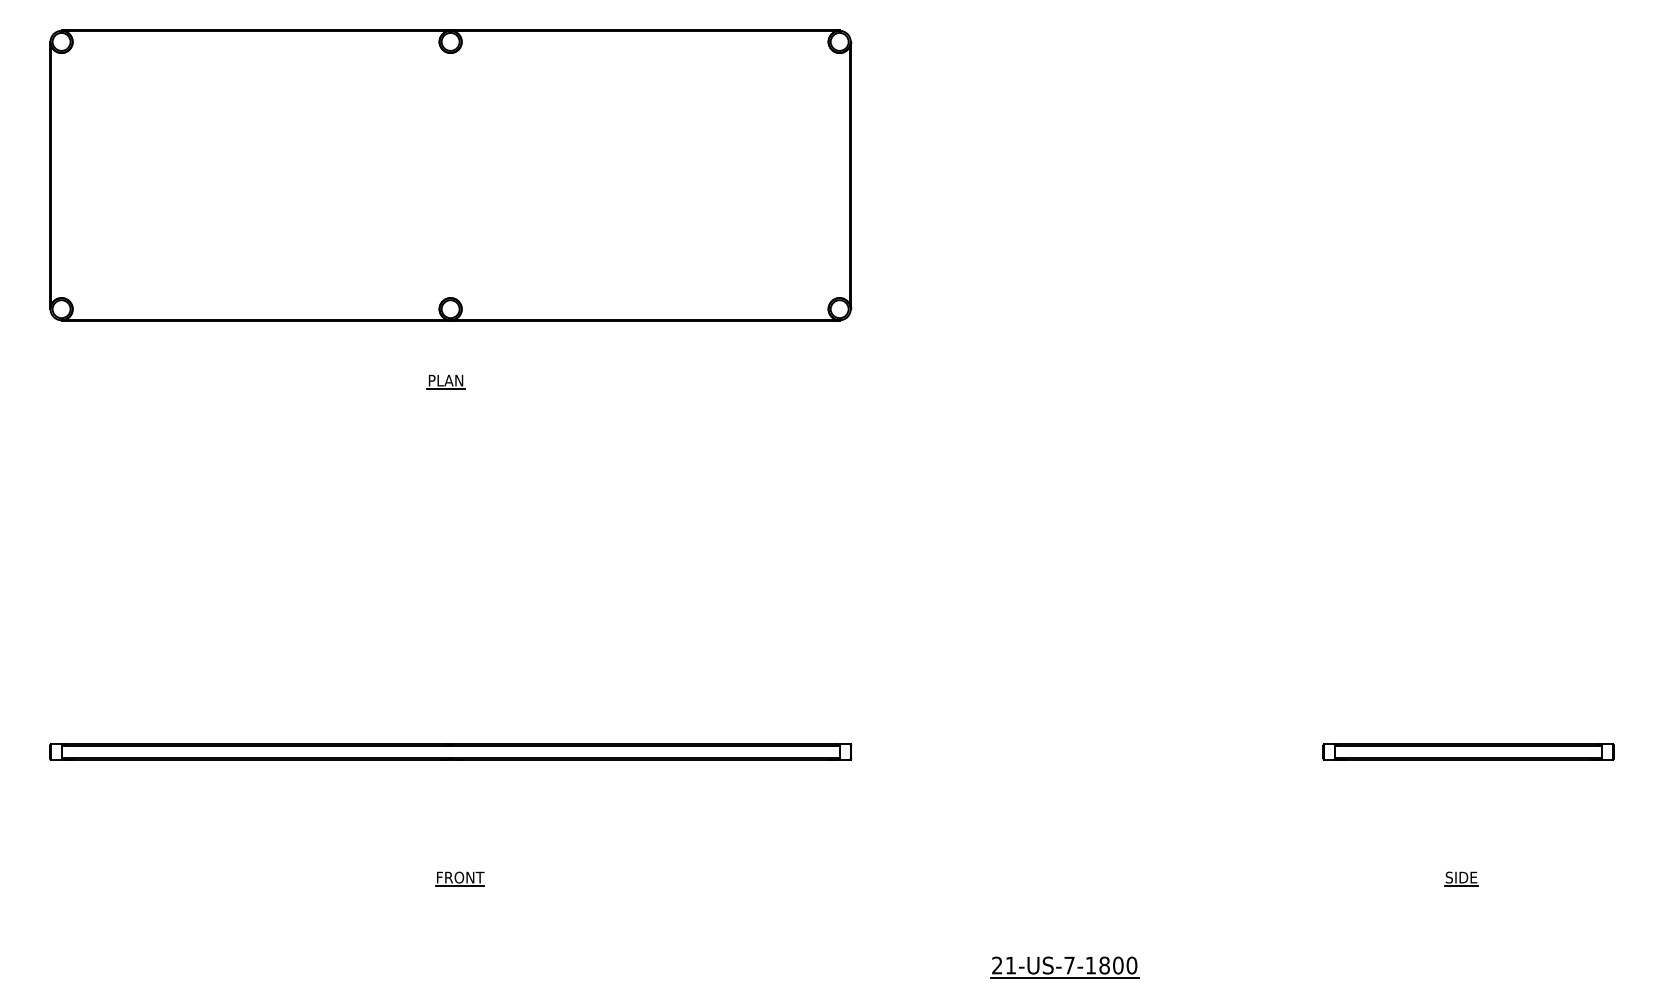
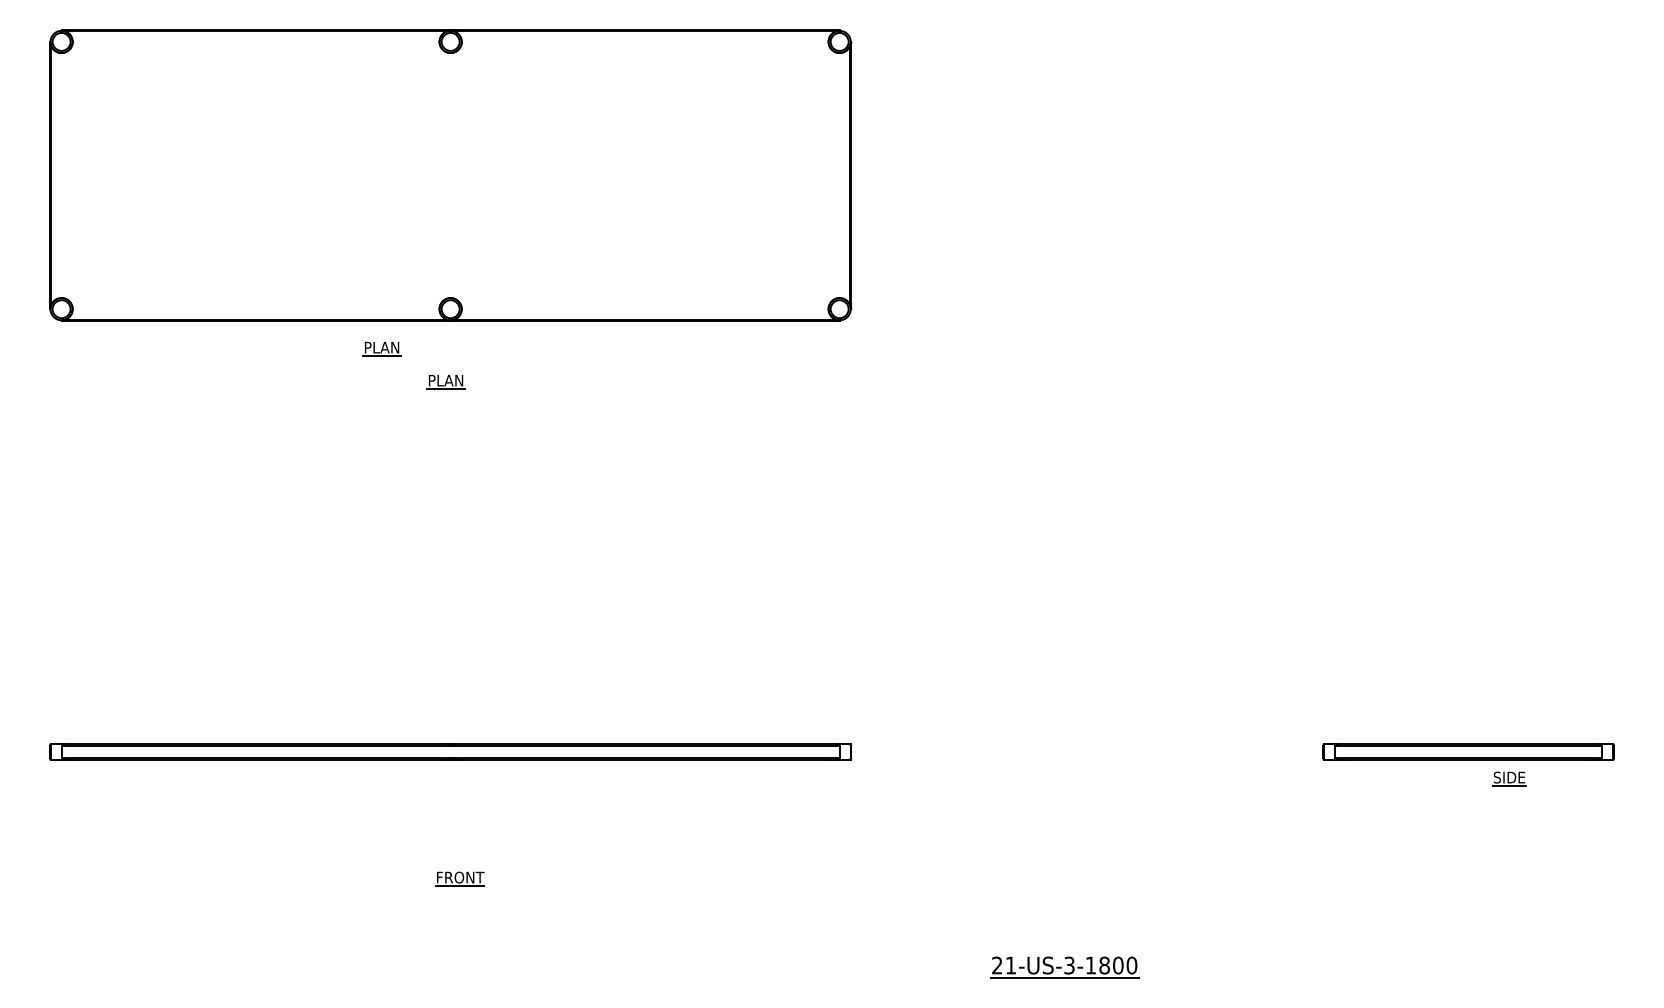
part: none -> present (381, 348)
part position: (1461, 878) -> (1509, 778) (1509, 778)
text: 21-US-7-1800 -> 21-US-3-1800 (1069, 965)
